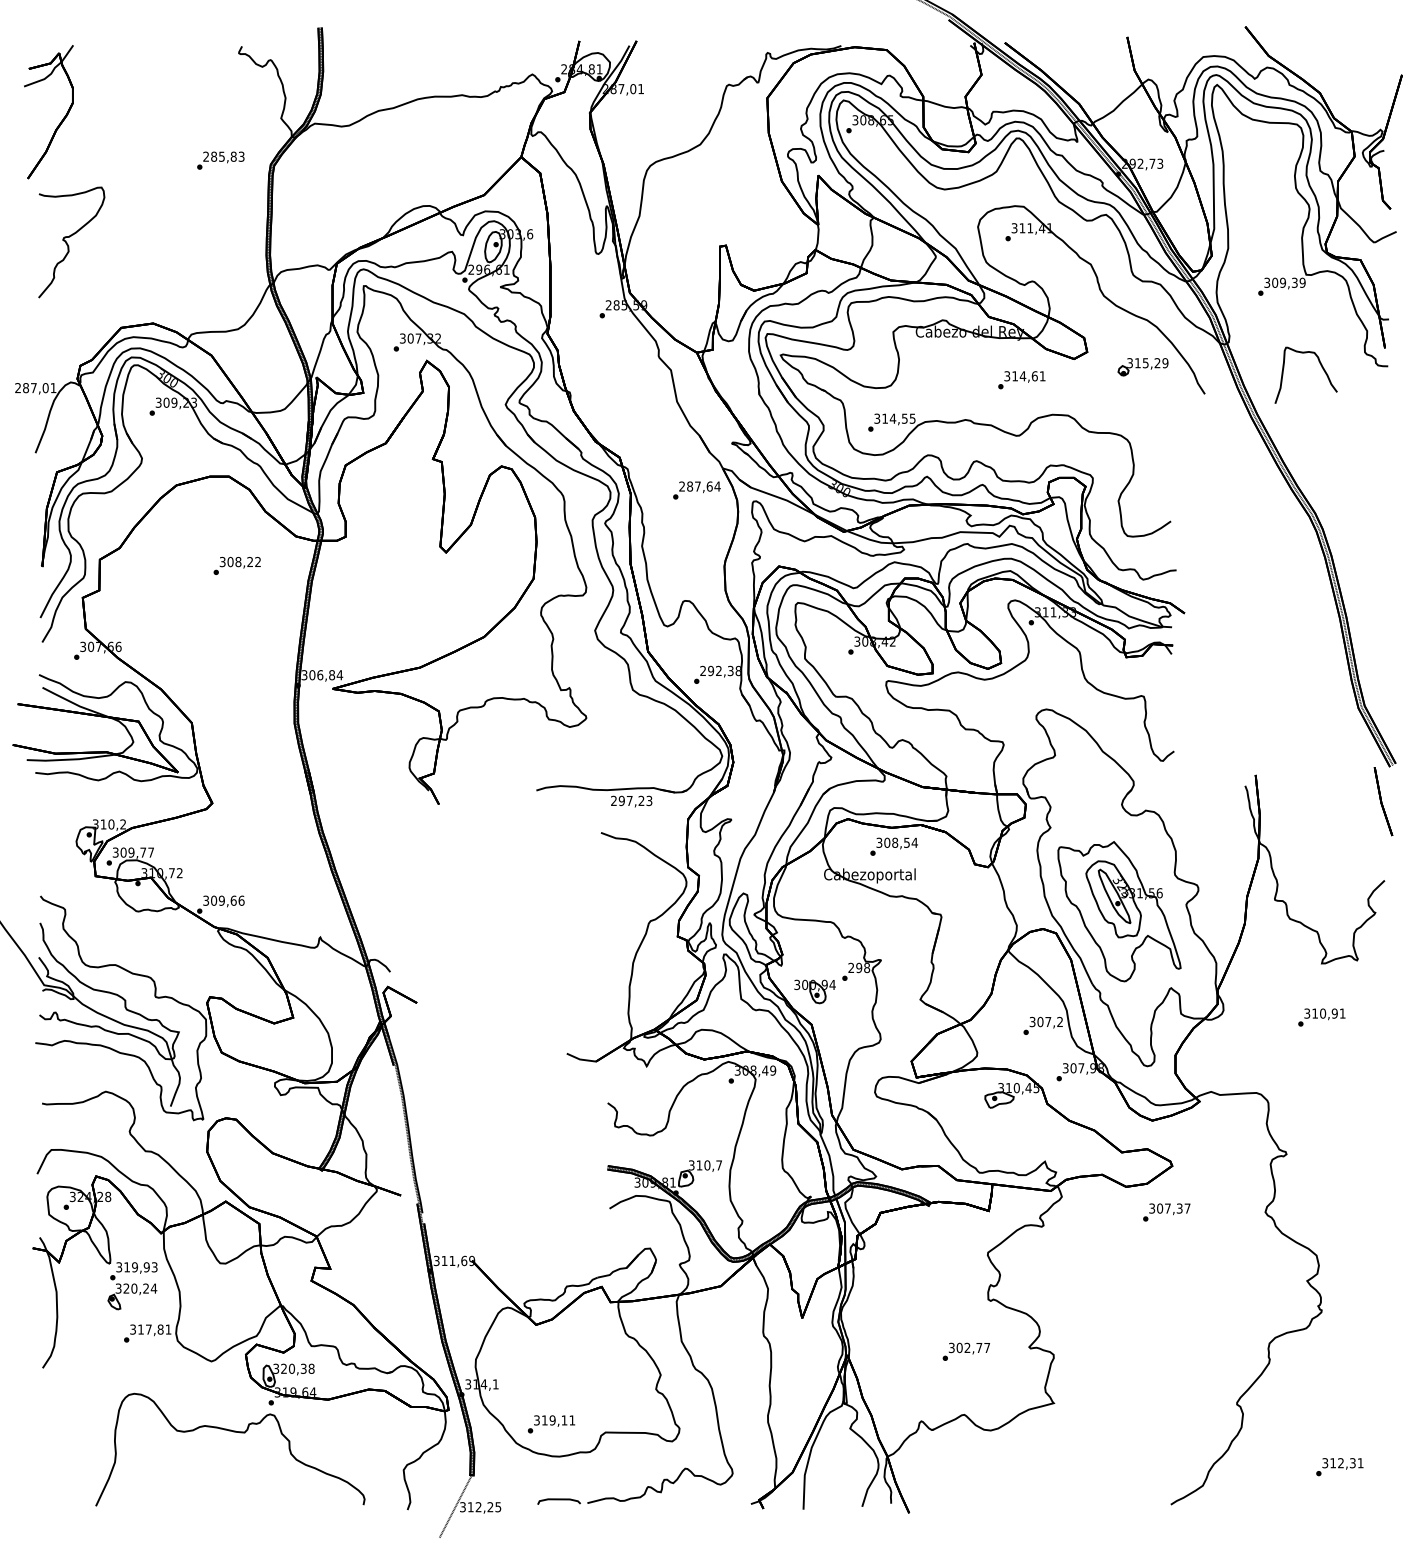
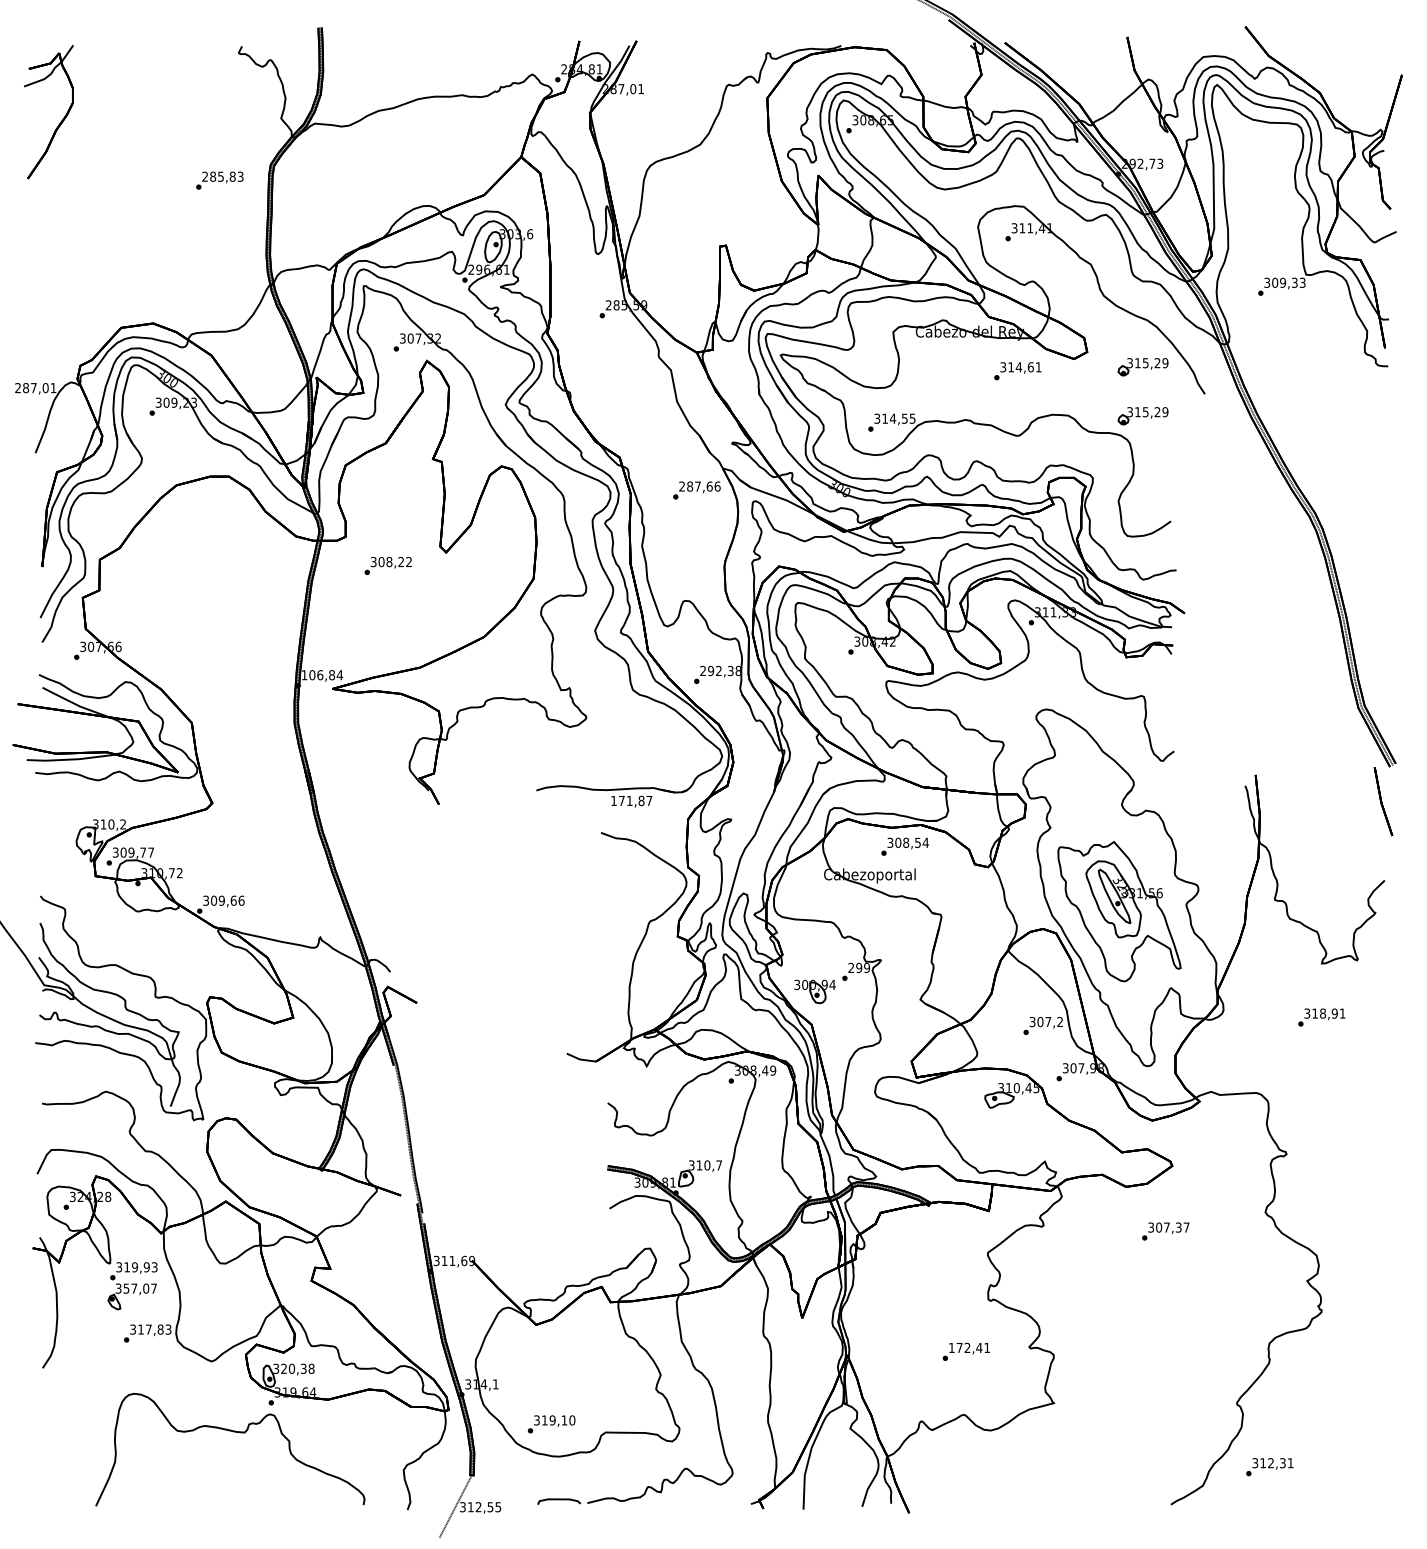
text position: (220, 160) -> (219, 180) (219, 180)
curve: present -> none (68, 244)
text: 309,39 -> 309,33 (1302, 282)
curve: present -> none (1321, 367)
text position: (1021, 380) -> (1017, 371) (1017, 371)
part: none -> present (1142, 416)
text: 287,64 -> 287,66 (717, 486)
text position: (236, 565) -> (387, 565) (387, 565)
text: 306,84 -> 106,84 (304, 675)
text: 297,23 -> 171,87 (631, 800)
text position: (893, 846) -> (904, 846) (904, 846)
text: 298 -> 299 (867, 967)
text: 310,91 -> 318,91 (1323, 1013)
text position: (1166, 1212) -> (1165, 1231) (1165, 1231)
text: 320,24 -> 357,07 (140, 1288)
text: 317,81 -> 317,83 (168, 1329)
text: 302,77 -> 172,41 (969, 1347)
text: 319,11 -> 319,10 (572, 1420)
text position: (1339, 1467) -> (1269, 1467) (1269, 1467)
text: 312,25 -> 312,55 (490, 1507)
